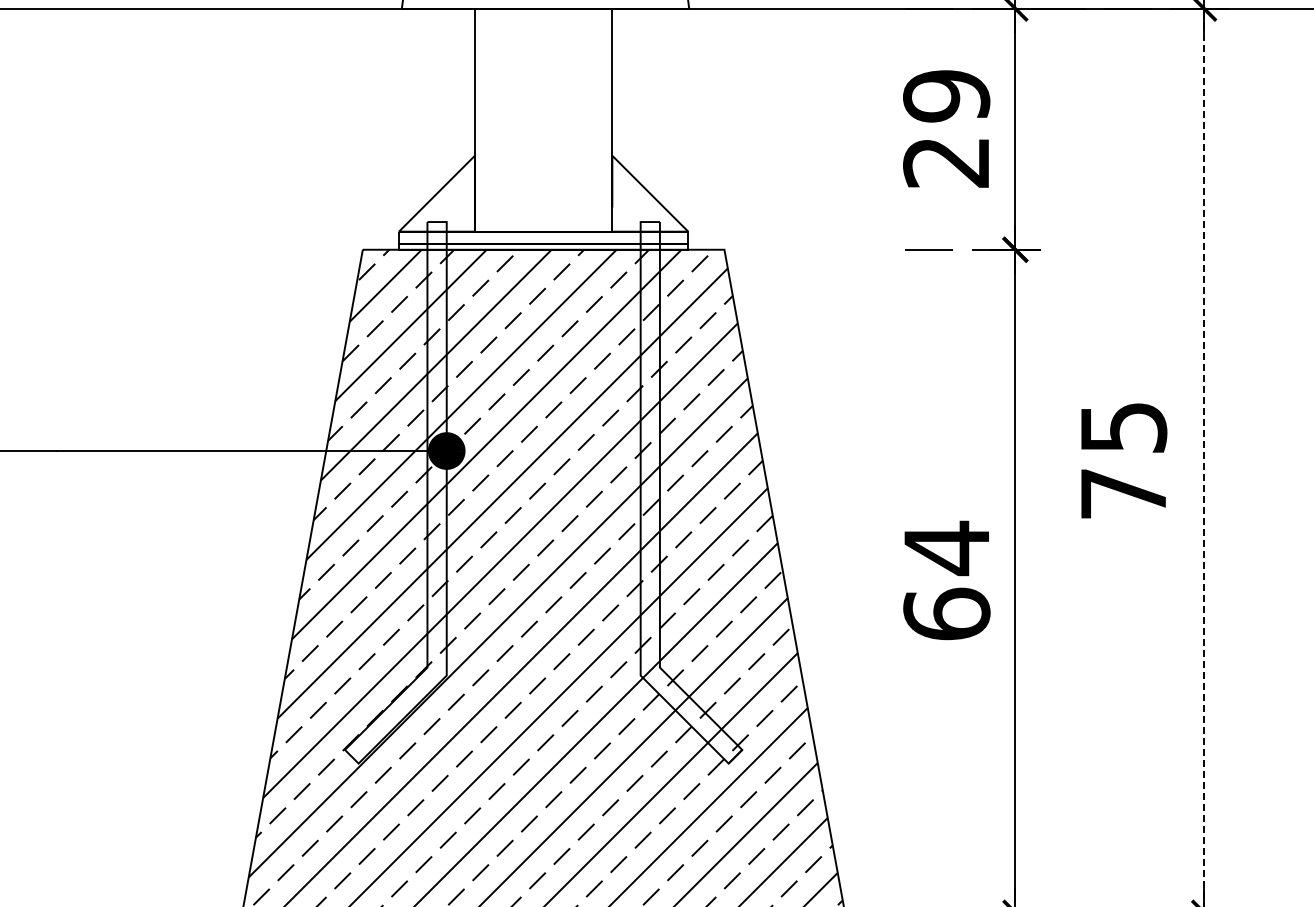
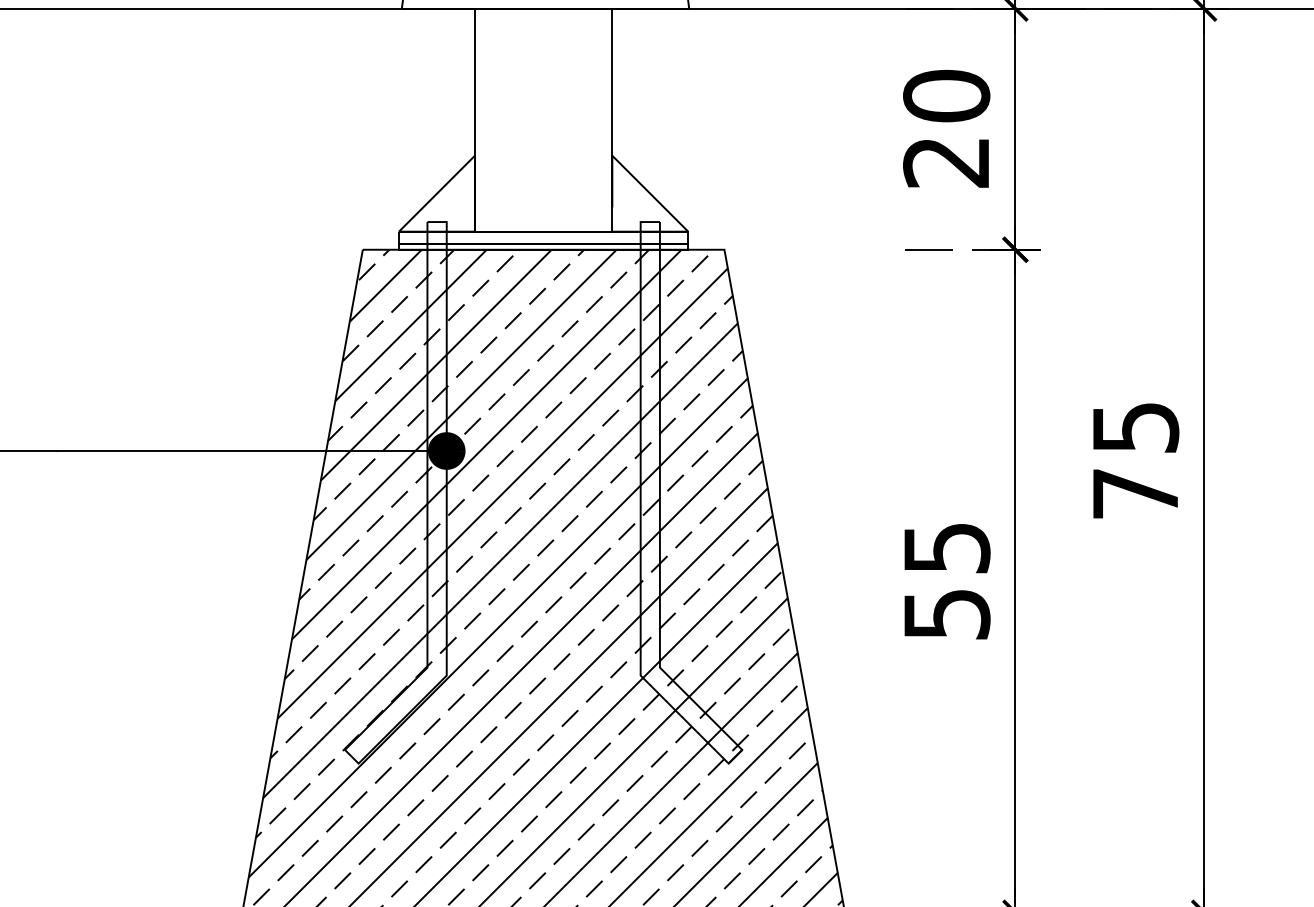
text: 29 -> 20 (946, 95)
line: dashed -> solid (1204, 458)
text position: (1124, 460) -> (1136, 460) (1136, 460)
text: 64 -> 55 (946, 580)
